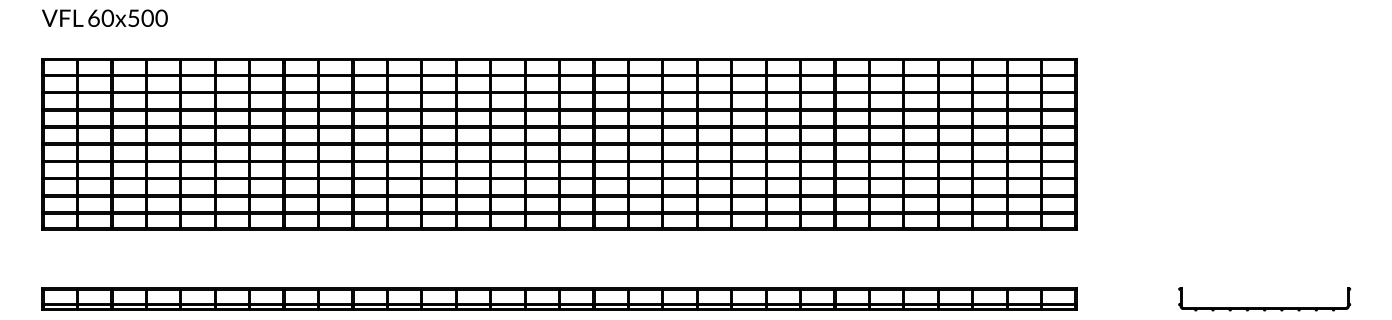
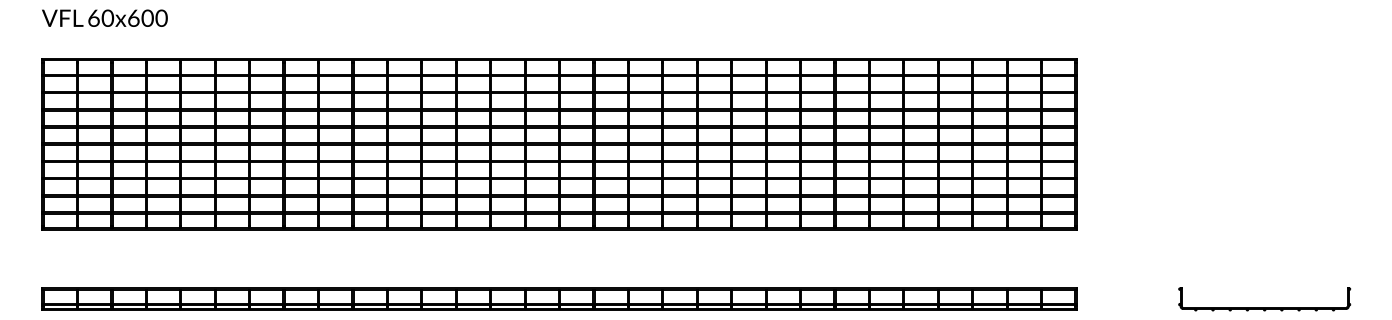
text: 60x500 -> 60x600 (133, 17)
